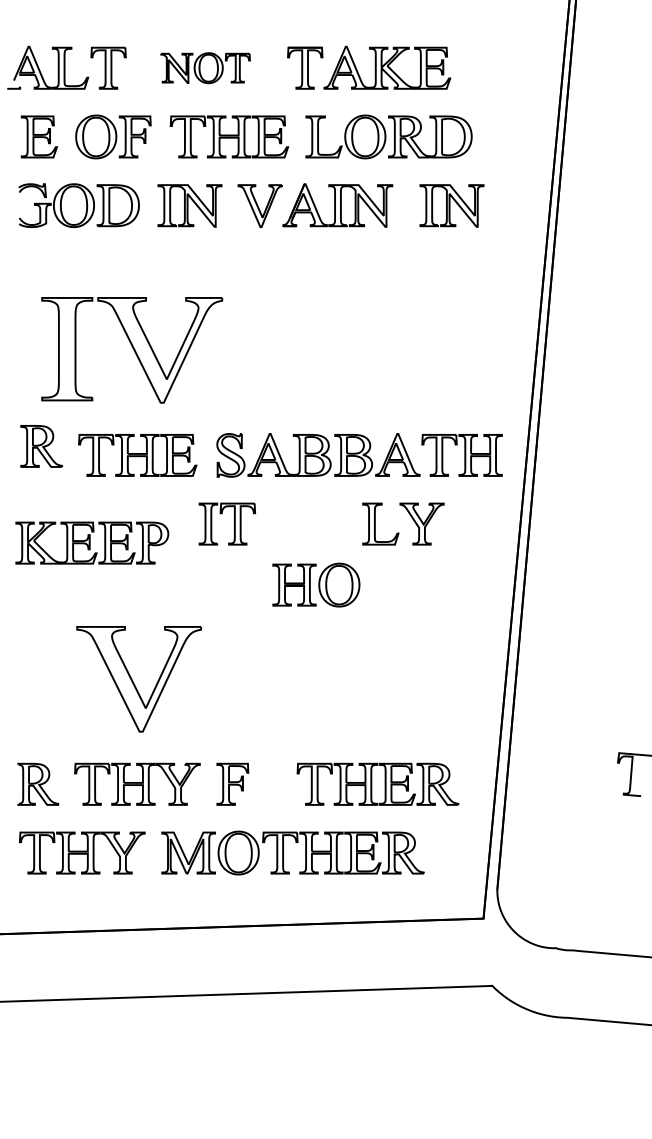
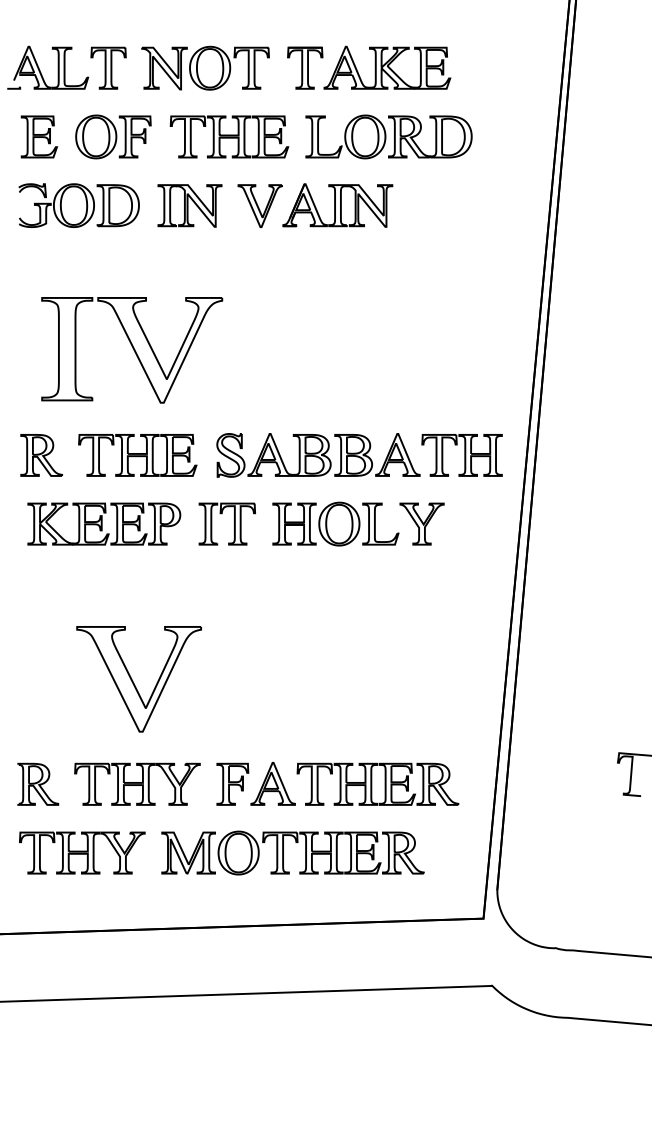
part size: 91x33 px -> 129x46 px (205, 67)
part: present -> none (451, 205)
part position: (41, 446) -> (41, 455) (41, 455)
part position: (92, 542) -> (104, 523) (104, 523)
part position: (316, 584) -> (316, 523) (316, 523)
part: none -> present (272, 783)
